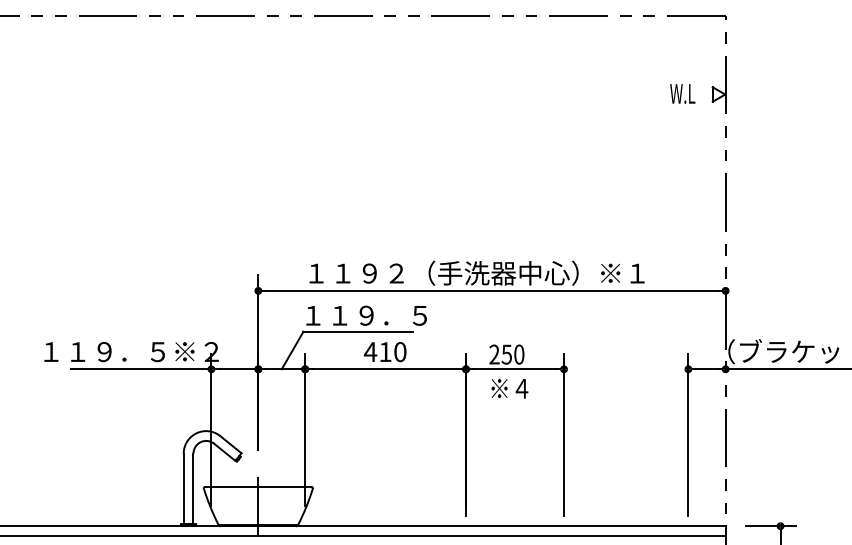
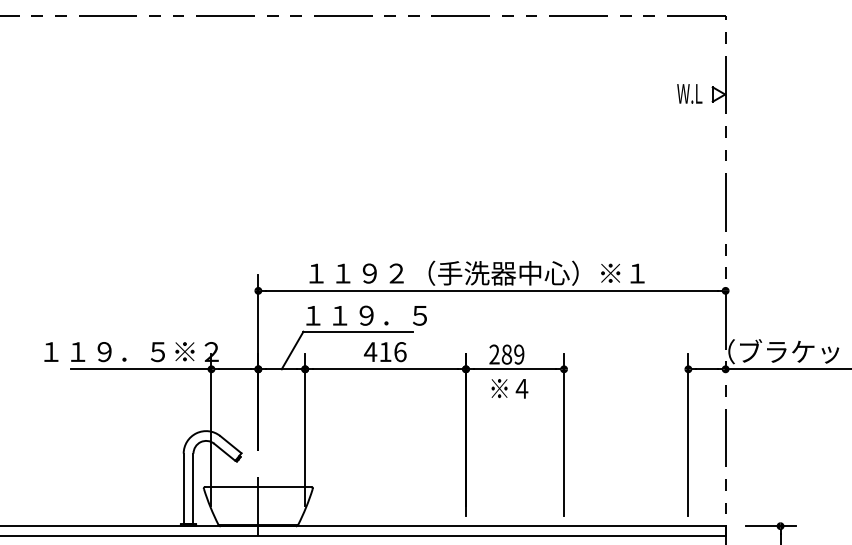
text position: (682, 93) -> (689, 93) (689, 93)
text: 410 -> 416 (400, 352)
text: 250 -> 289 (512, 354)
